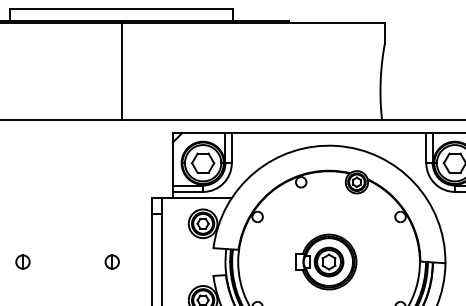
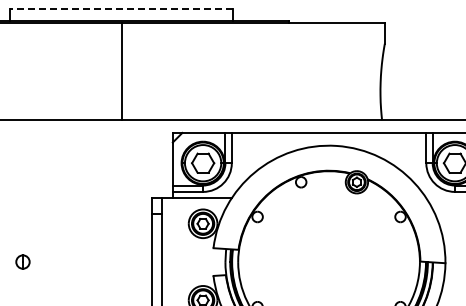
line: solid -> dashed (121, 8)
part: present -> none (111, 261)
part: present -> none (326, 261)
